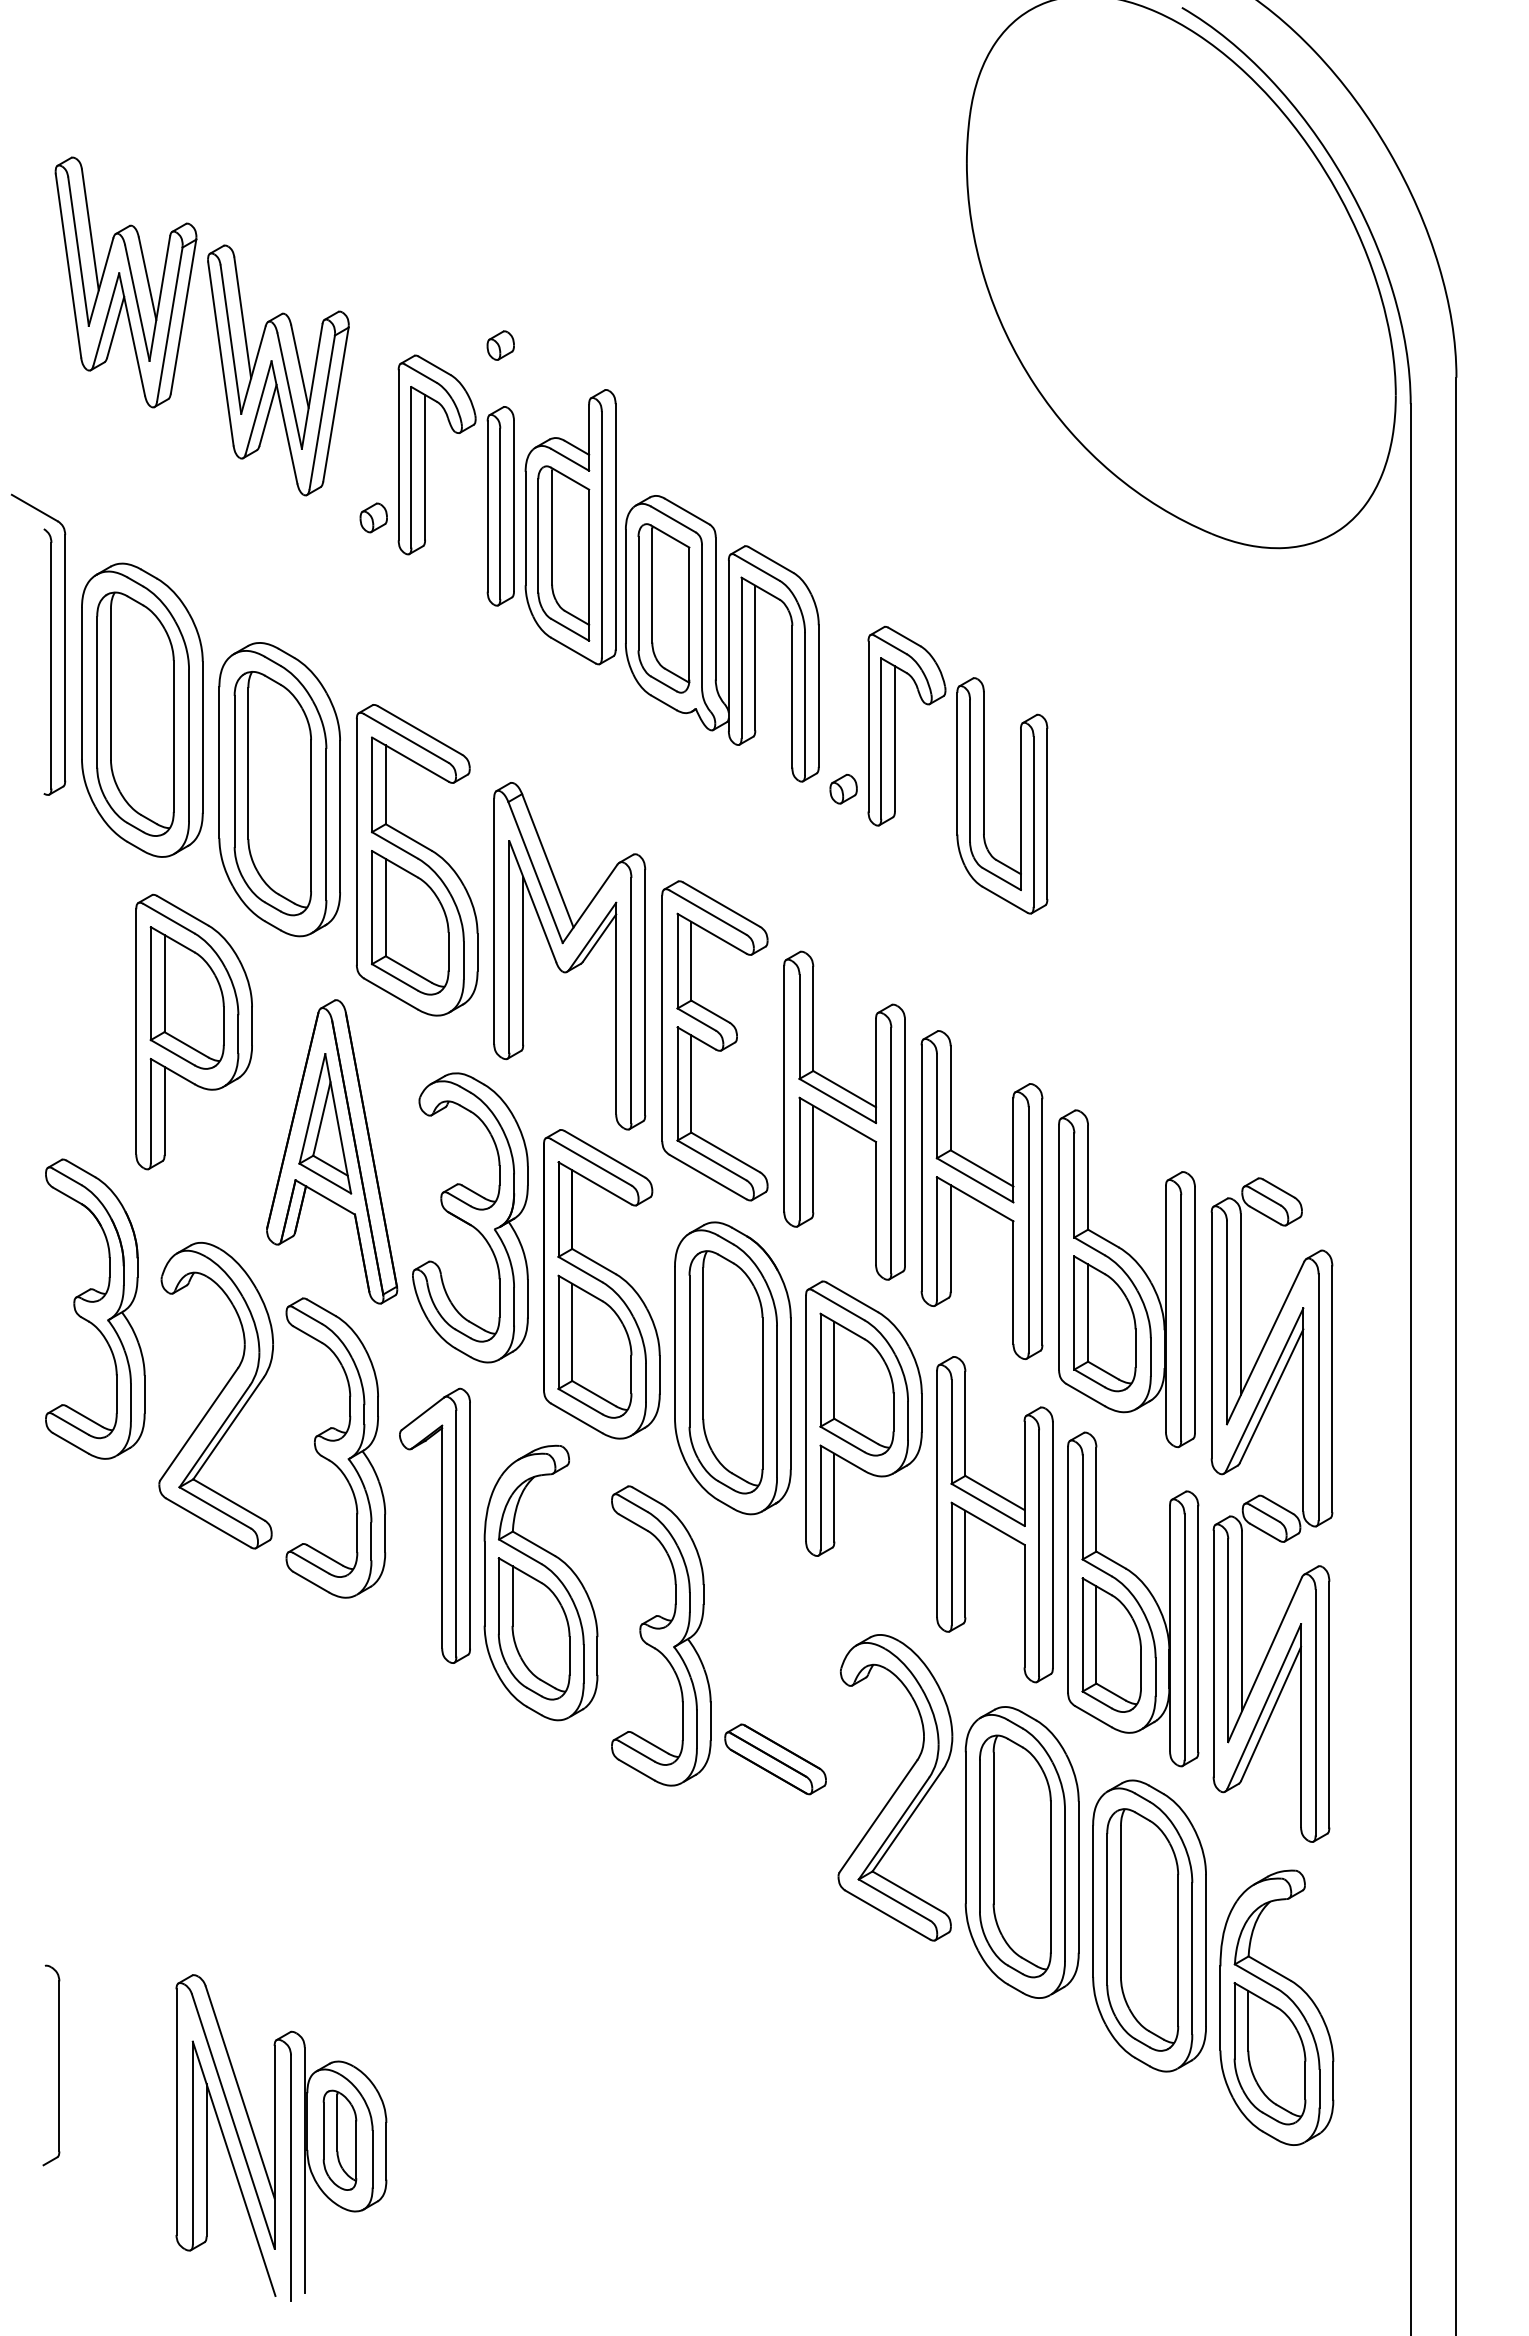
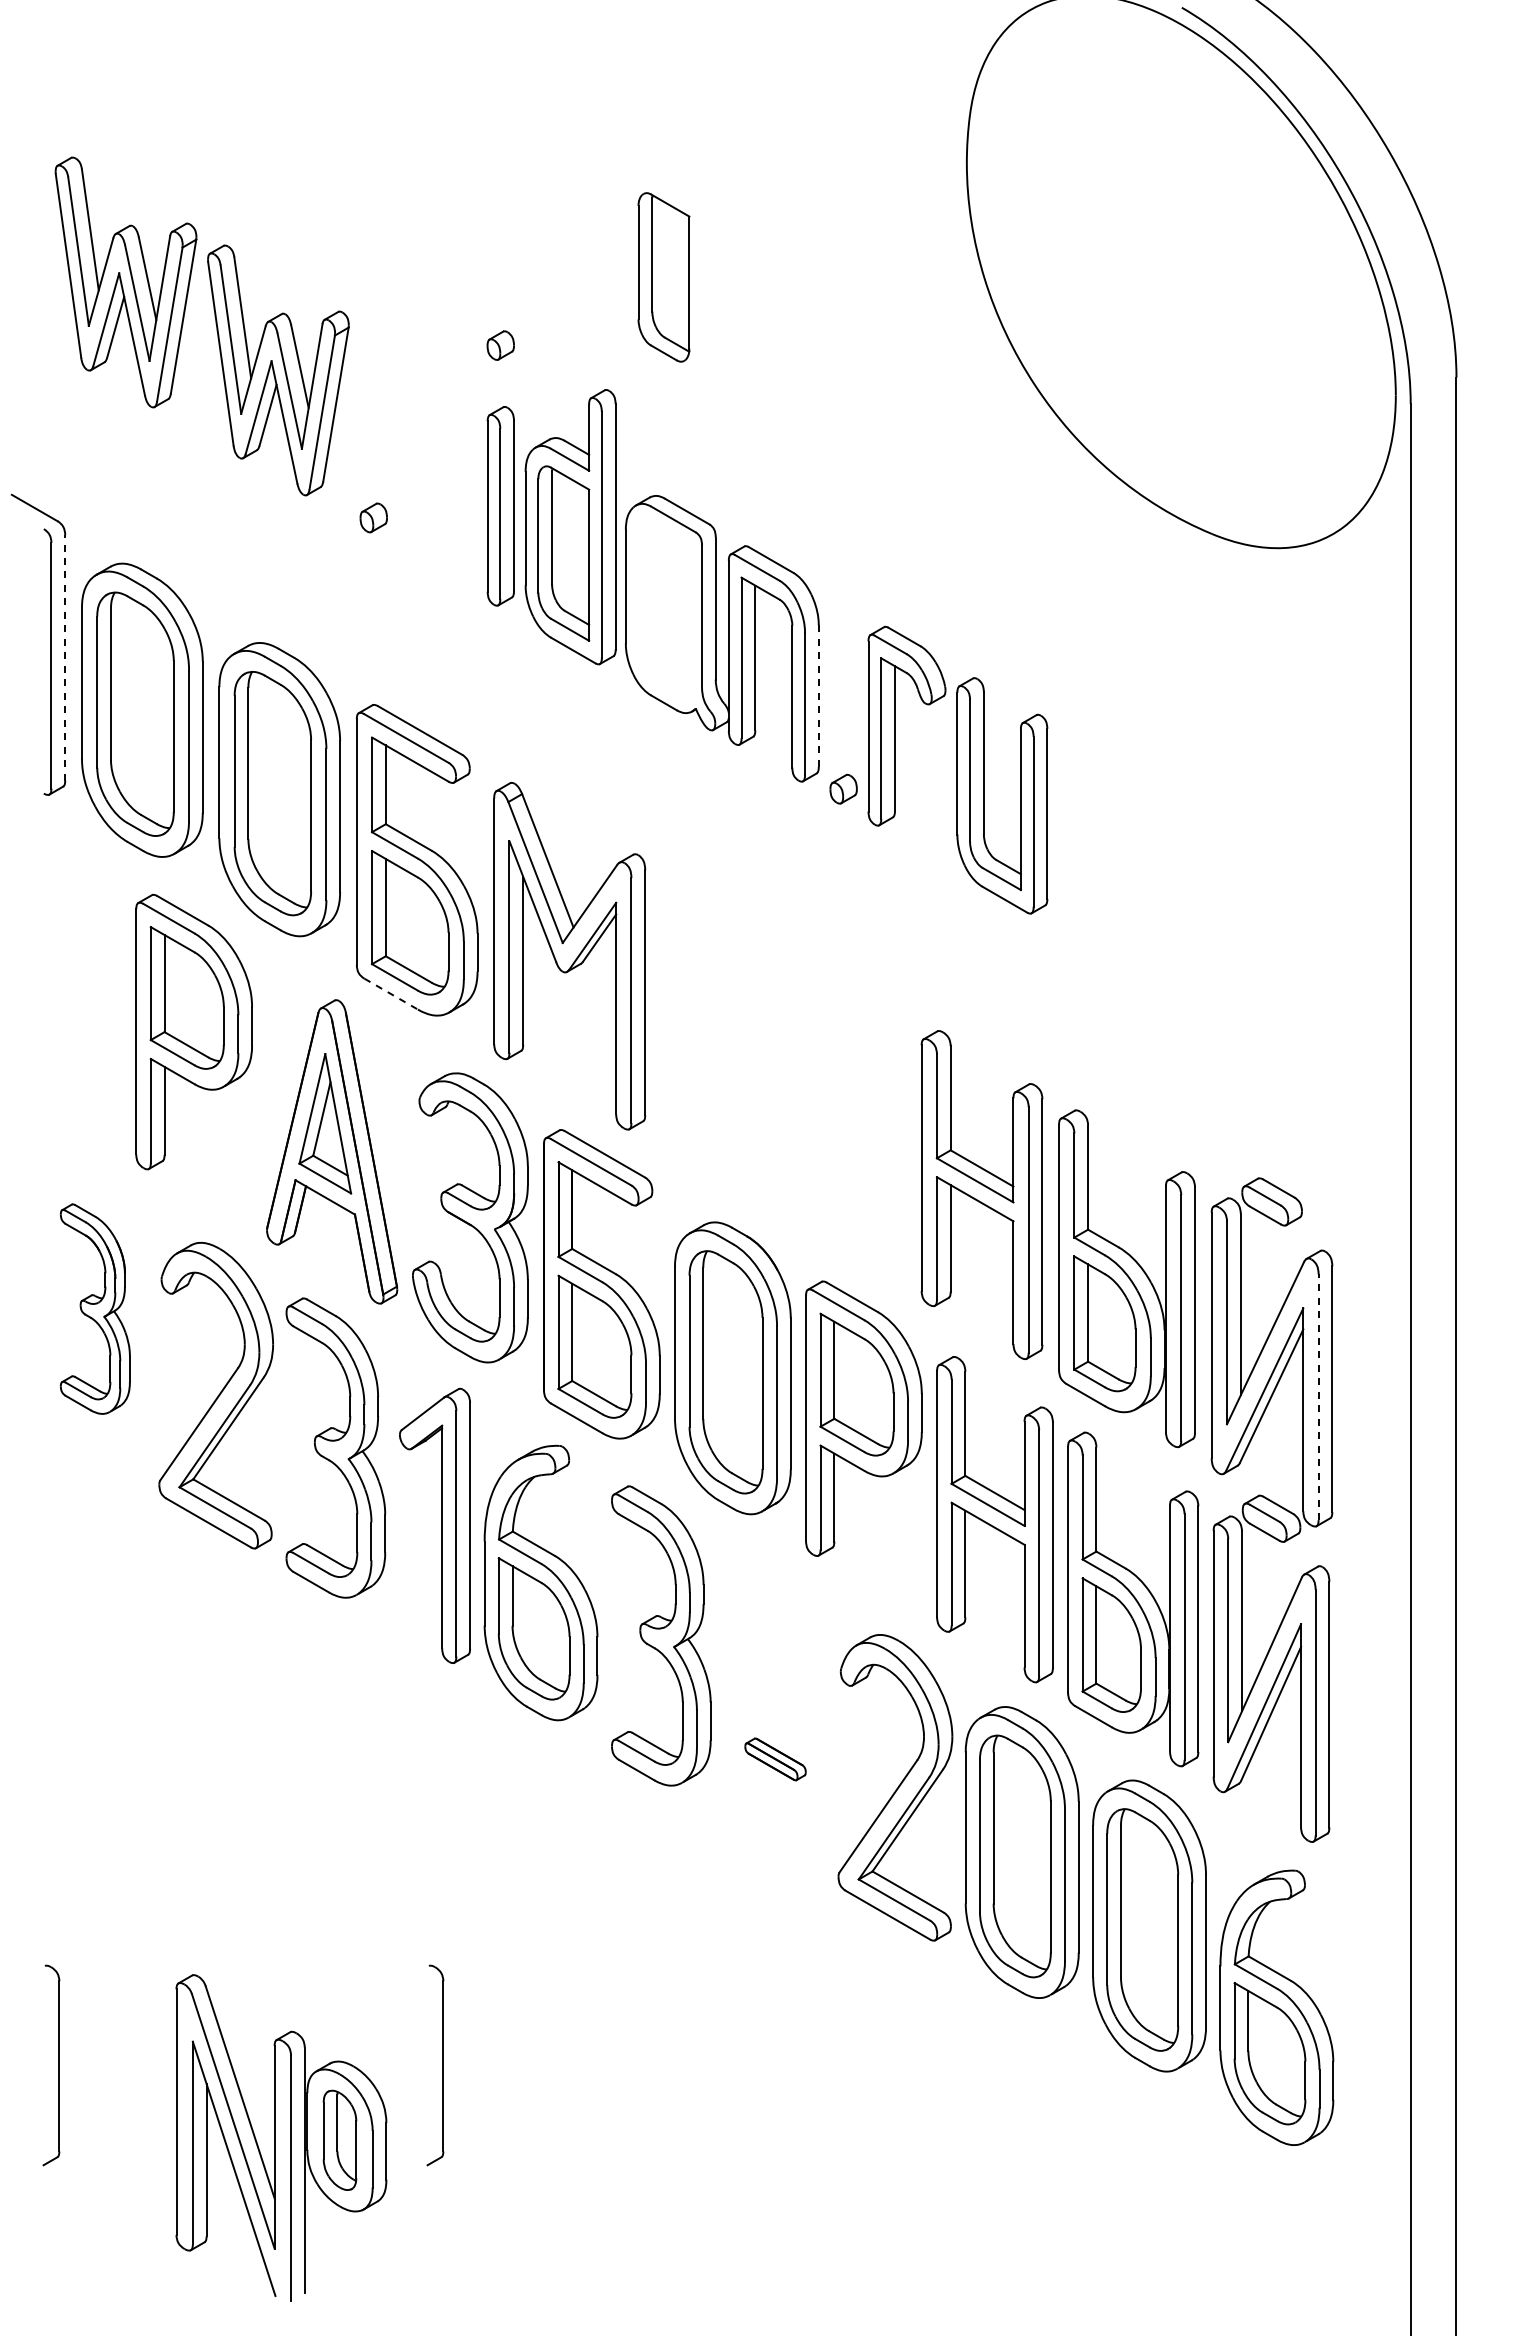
part: present -> none (425, 454)
part position: (663, 608) -> (663, 277) (663, 277)
line: solid -> dashed (65, 657)
line: solid -> dashed (818, 696)
line: solid -> dashed (391, 994)
part: present -> none (714, 1040)
part: present -> none (844, 1115)
part size: 101x302 px -> 71x212 px (95, 1308)
line: solid -> dashed (1318, 1397)
part size: 103x73 px -> 63x45 px (775, 1759)
part: none -> present (442, 2065)
